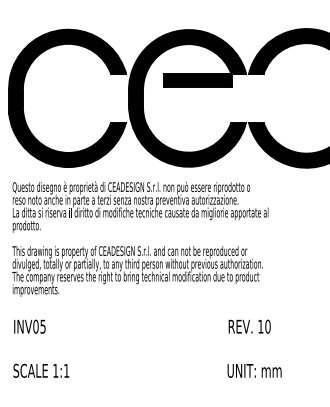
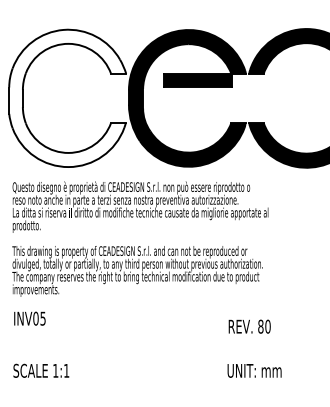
fill: present -> none (67, 98)
text position: (29, 326) -> (29, 318) (29, 318)
text: 10 -> 80 (260, 326)
